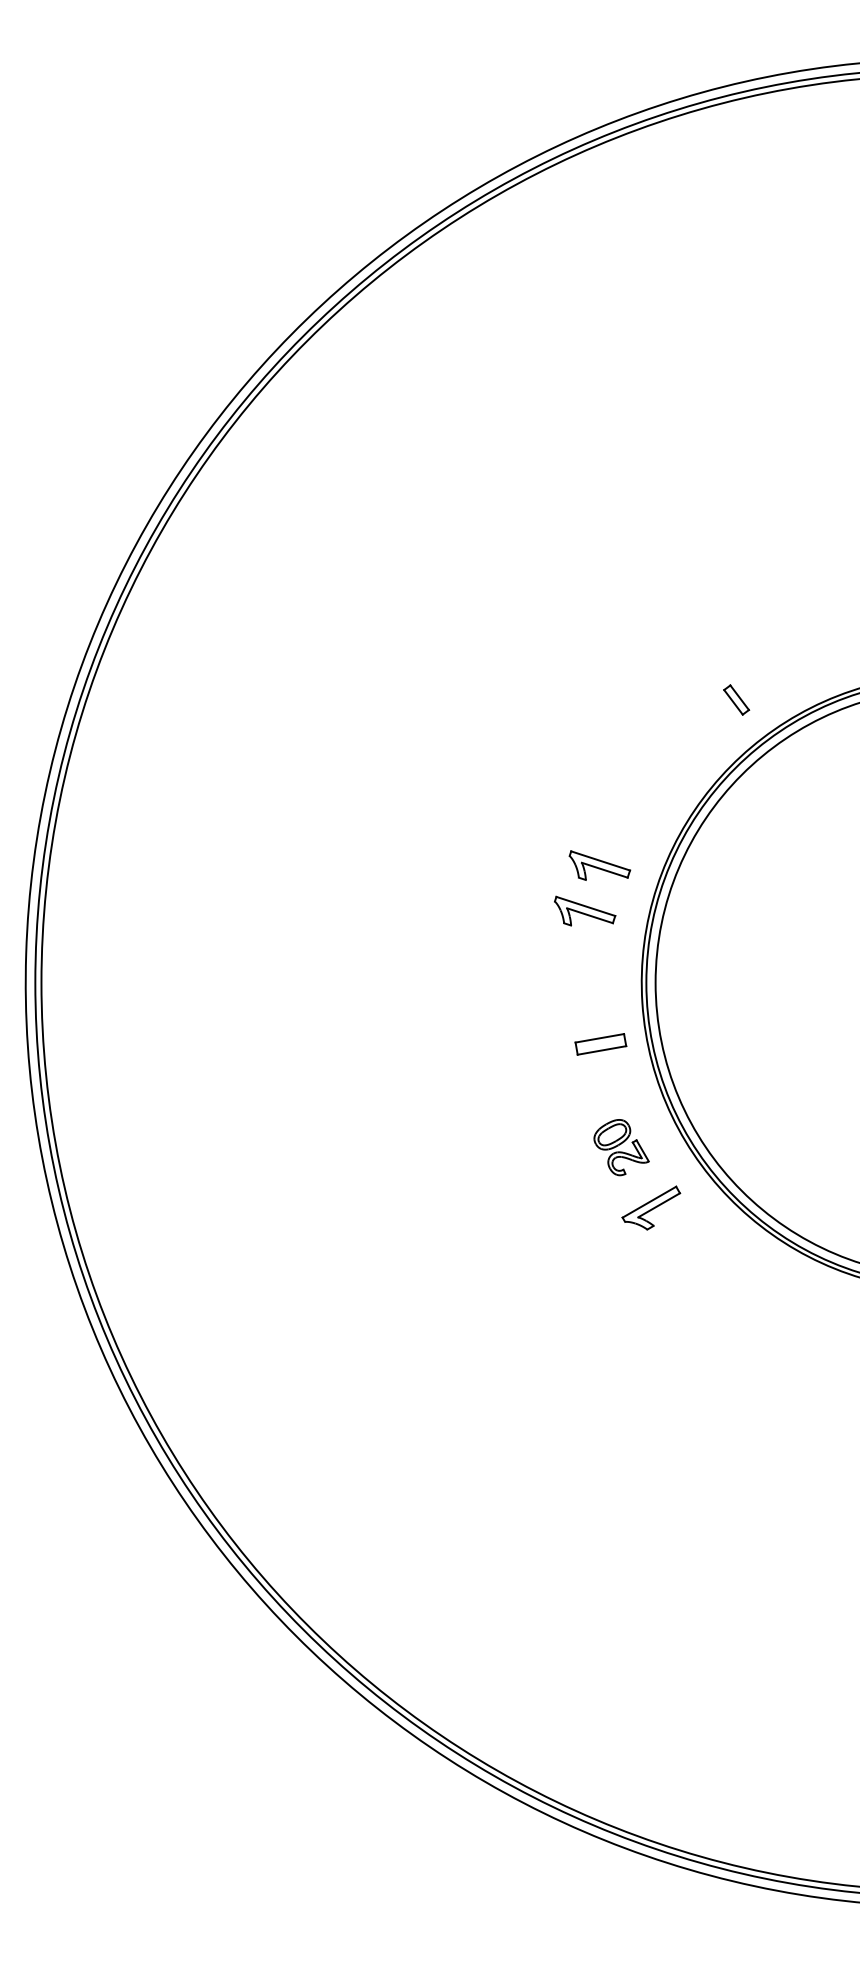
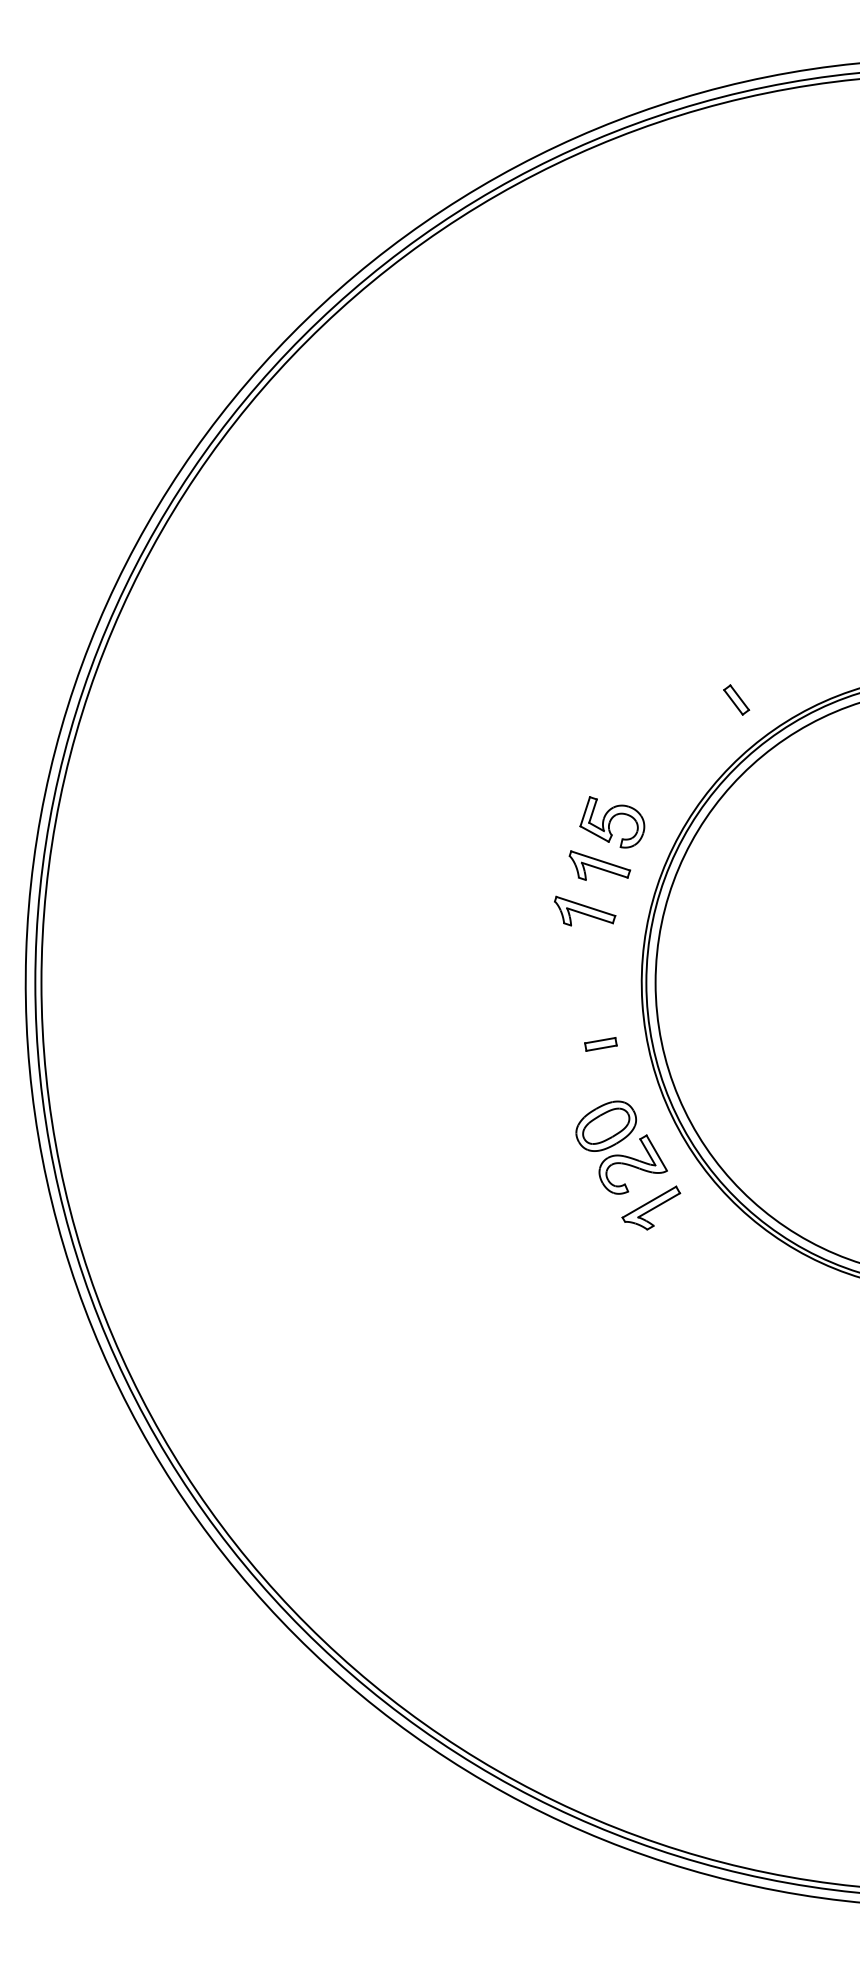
part: none -> present (612, 822)
part size: 54x23 px -> 34x15 px (600, 1044)
part size: 57x58 px -> 93x95 px (621, 1147)
